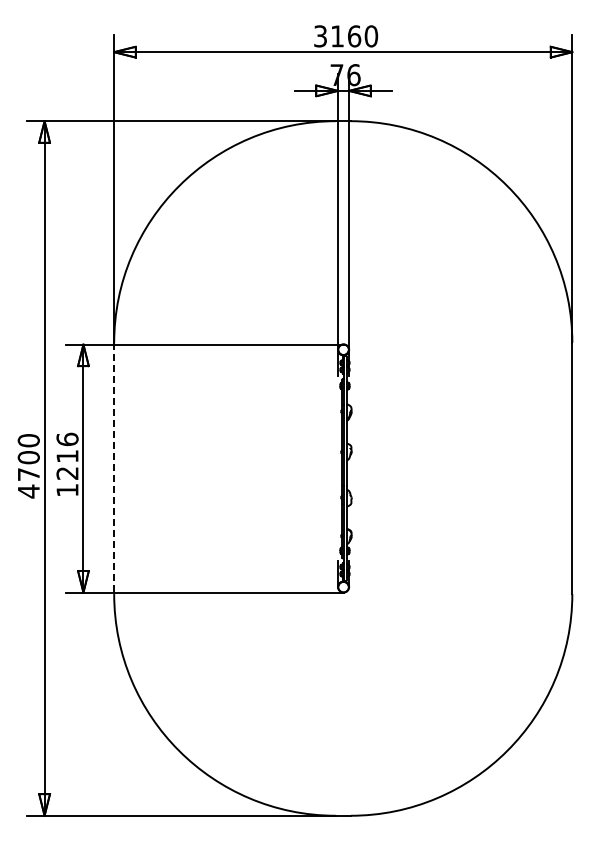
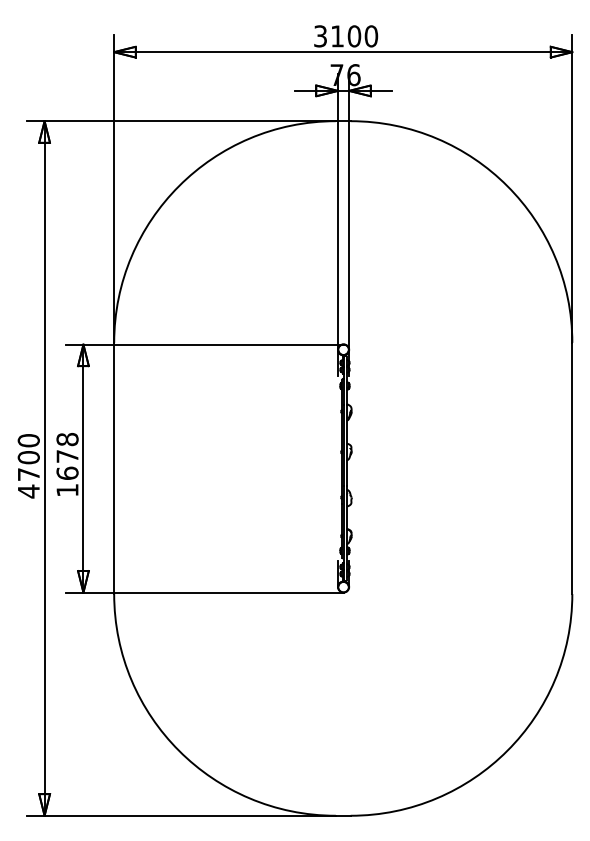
text: 3160 -> 3100 (354, 36)
text: 1216 -> 1678 (67, 455)
line: dashed -> solid (114, 468)
